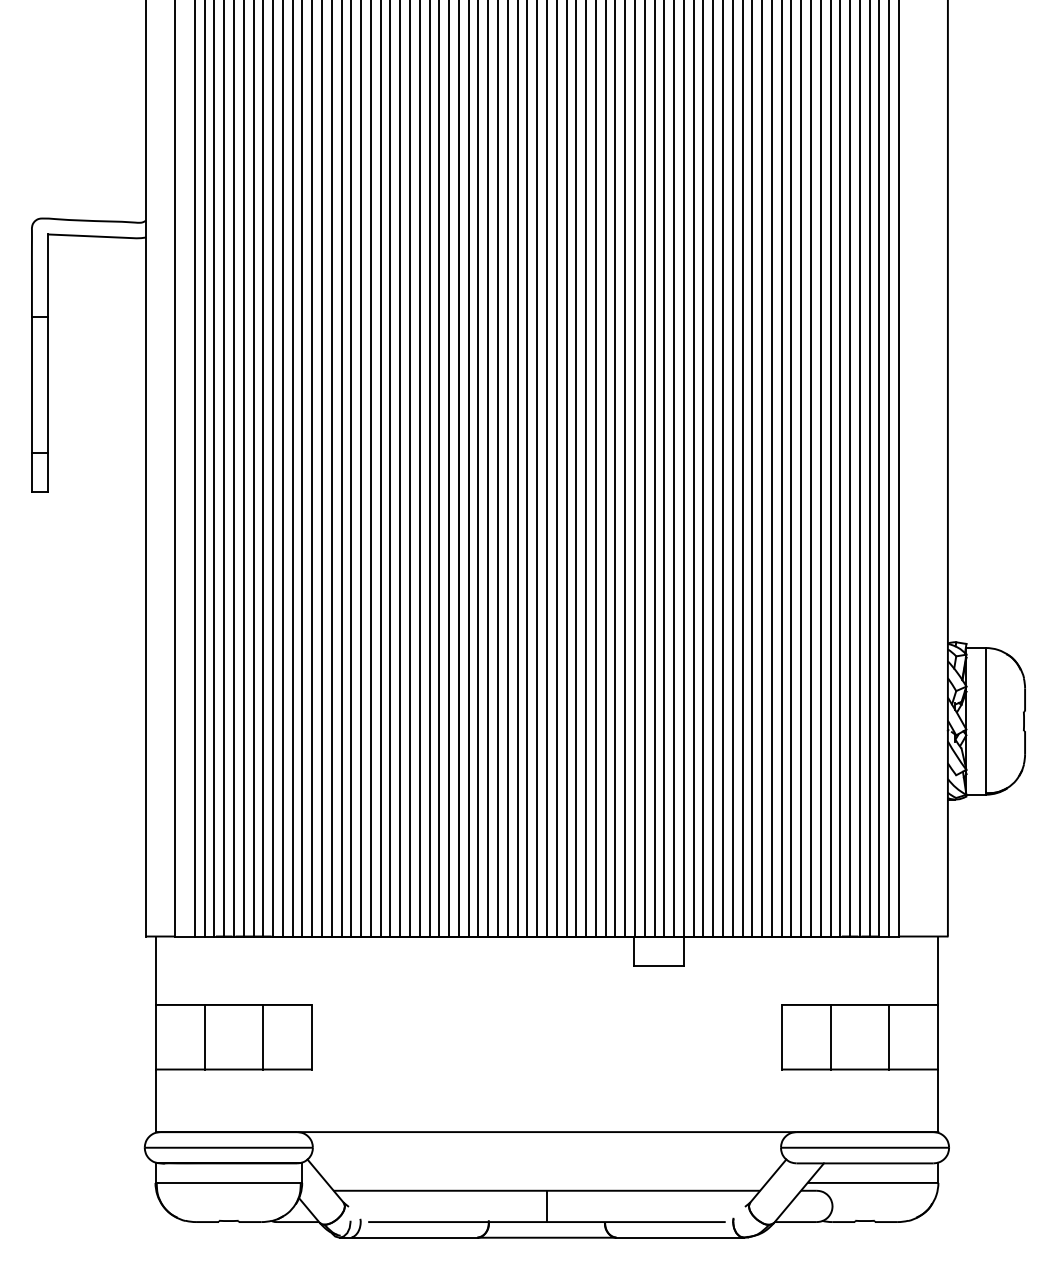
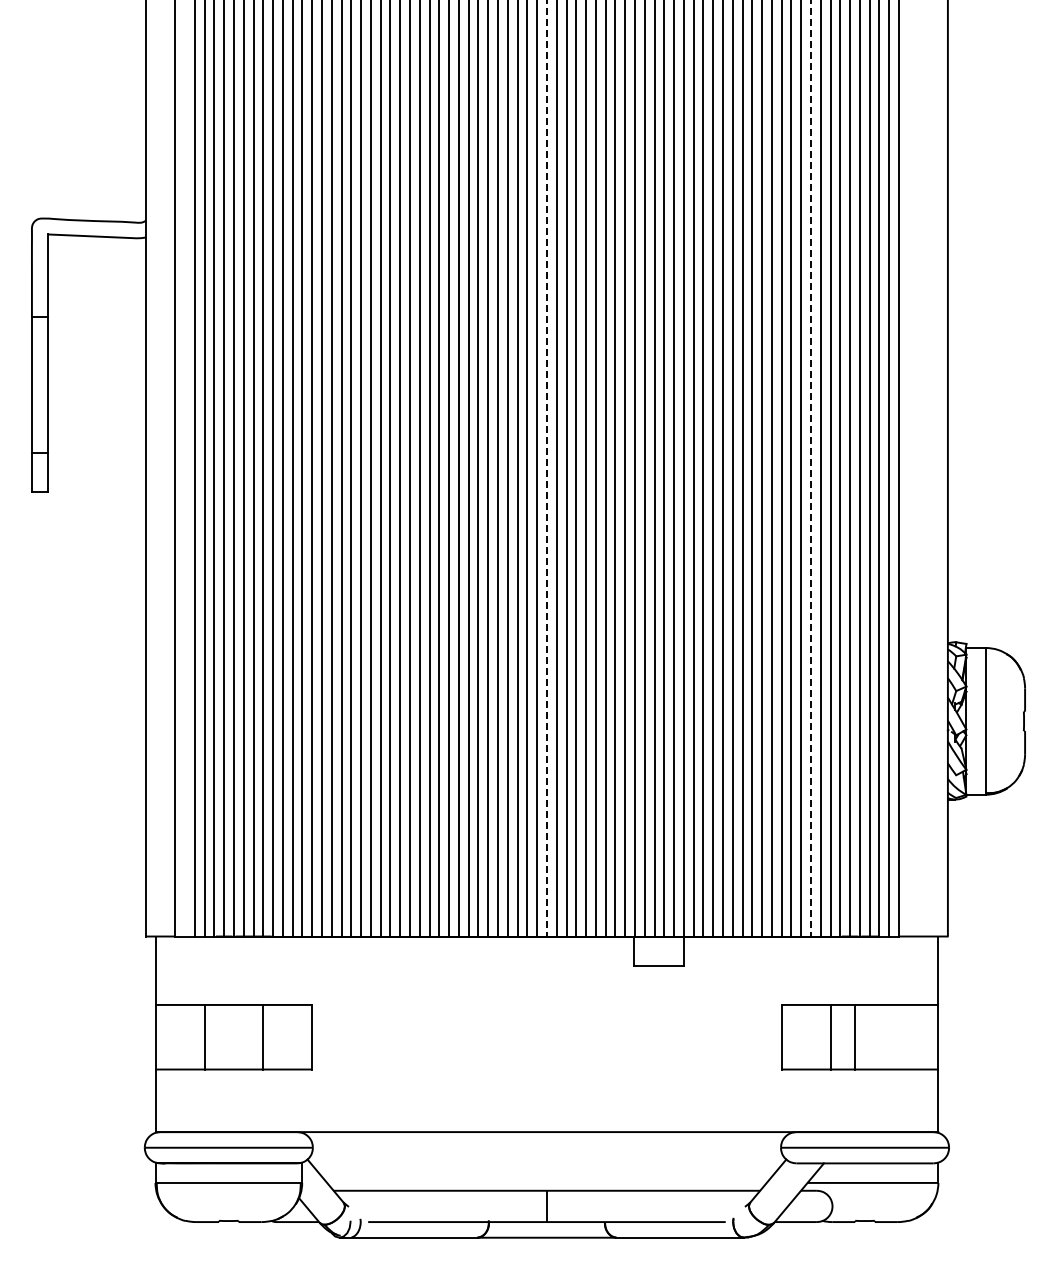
line: solid -> dashed (546, 468)
line: solid -> dashed (810, 468)
line position: (888, 1036) -> (854, 1036) (854, 1036)
